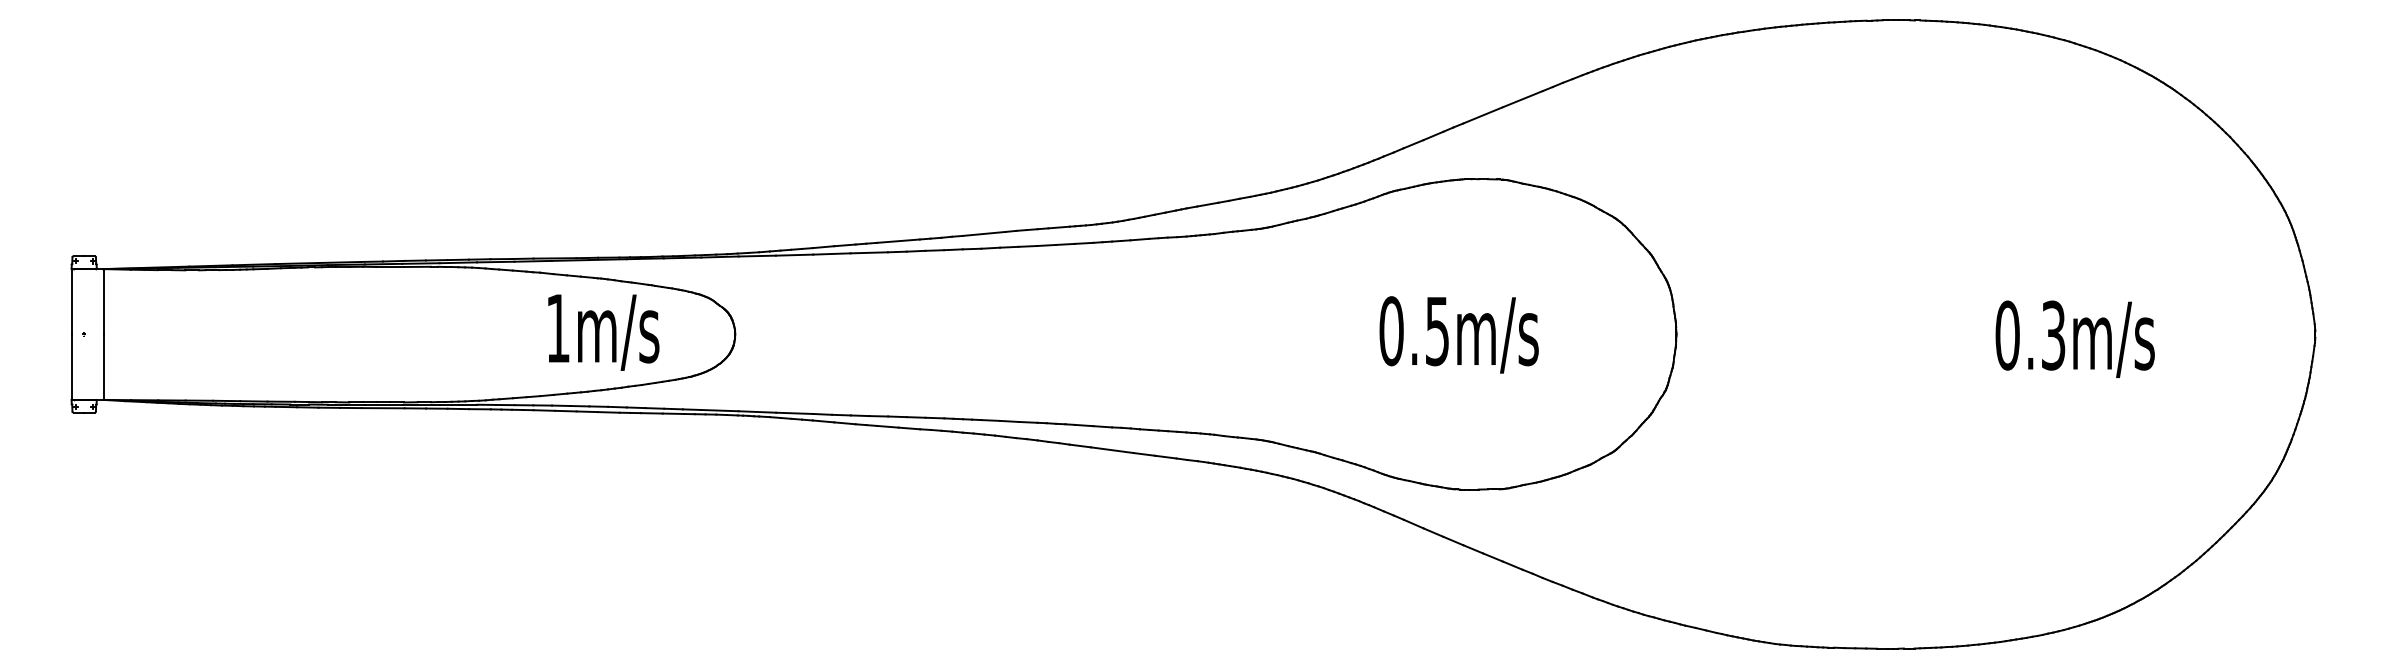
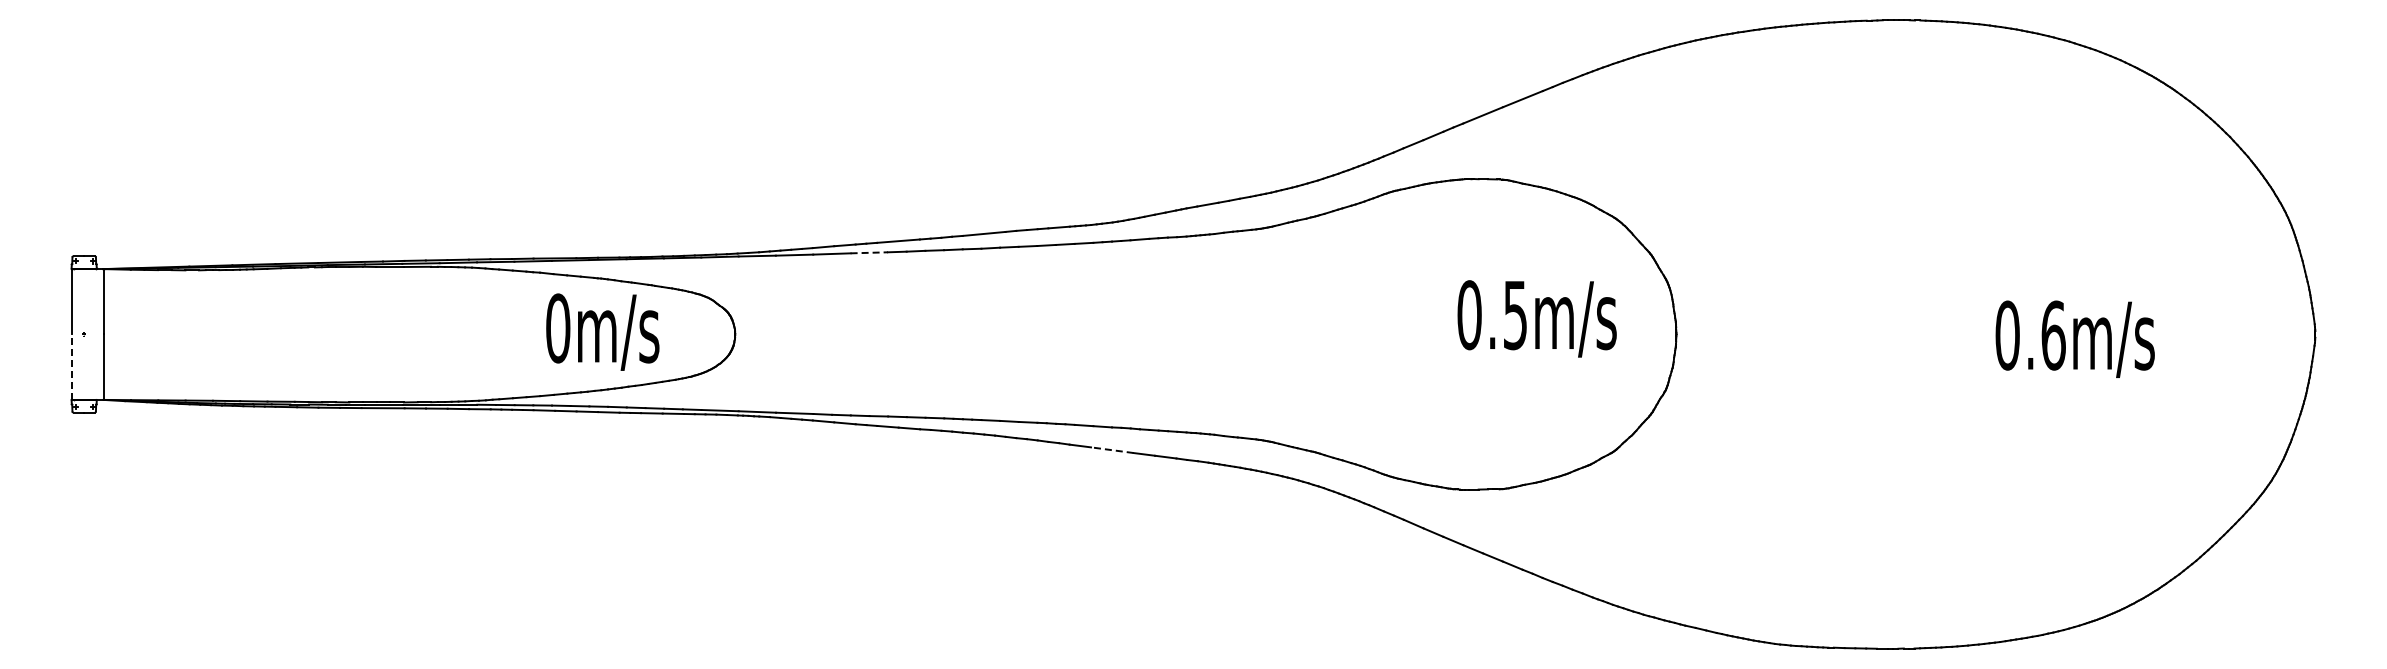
line: solid -> dashed (869, 252)
text: 1m/s -> 0m/s (558, 328)
text position: (1458, 334) -> (1536, 318) (1536, 318)
text: 0.3m/s -> 0.6m/s (2053, 335)
line: solid -> dashed (71, 367)
line: solid -> dashed (1112, 450)
